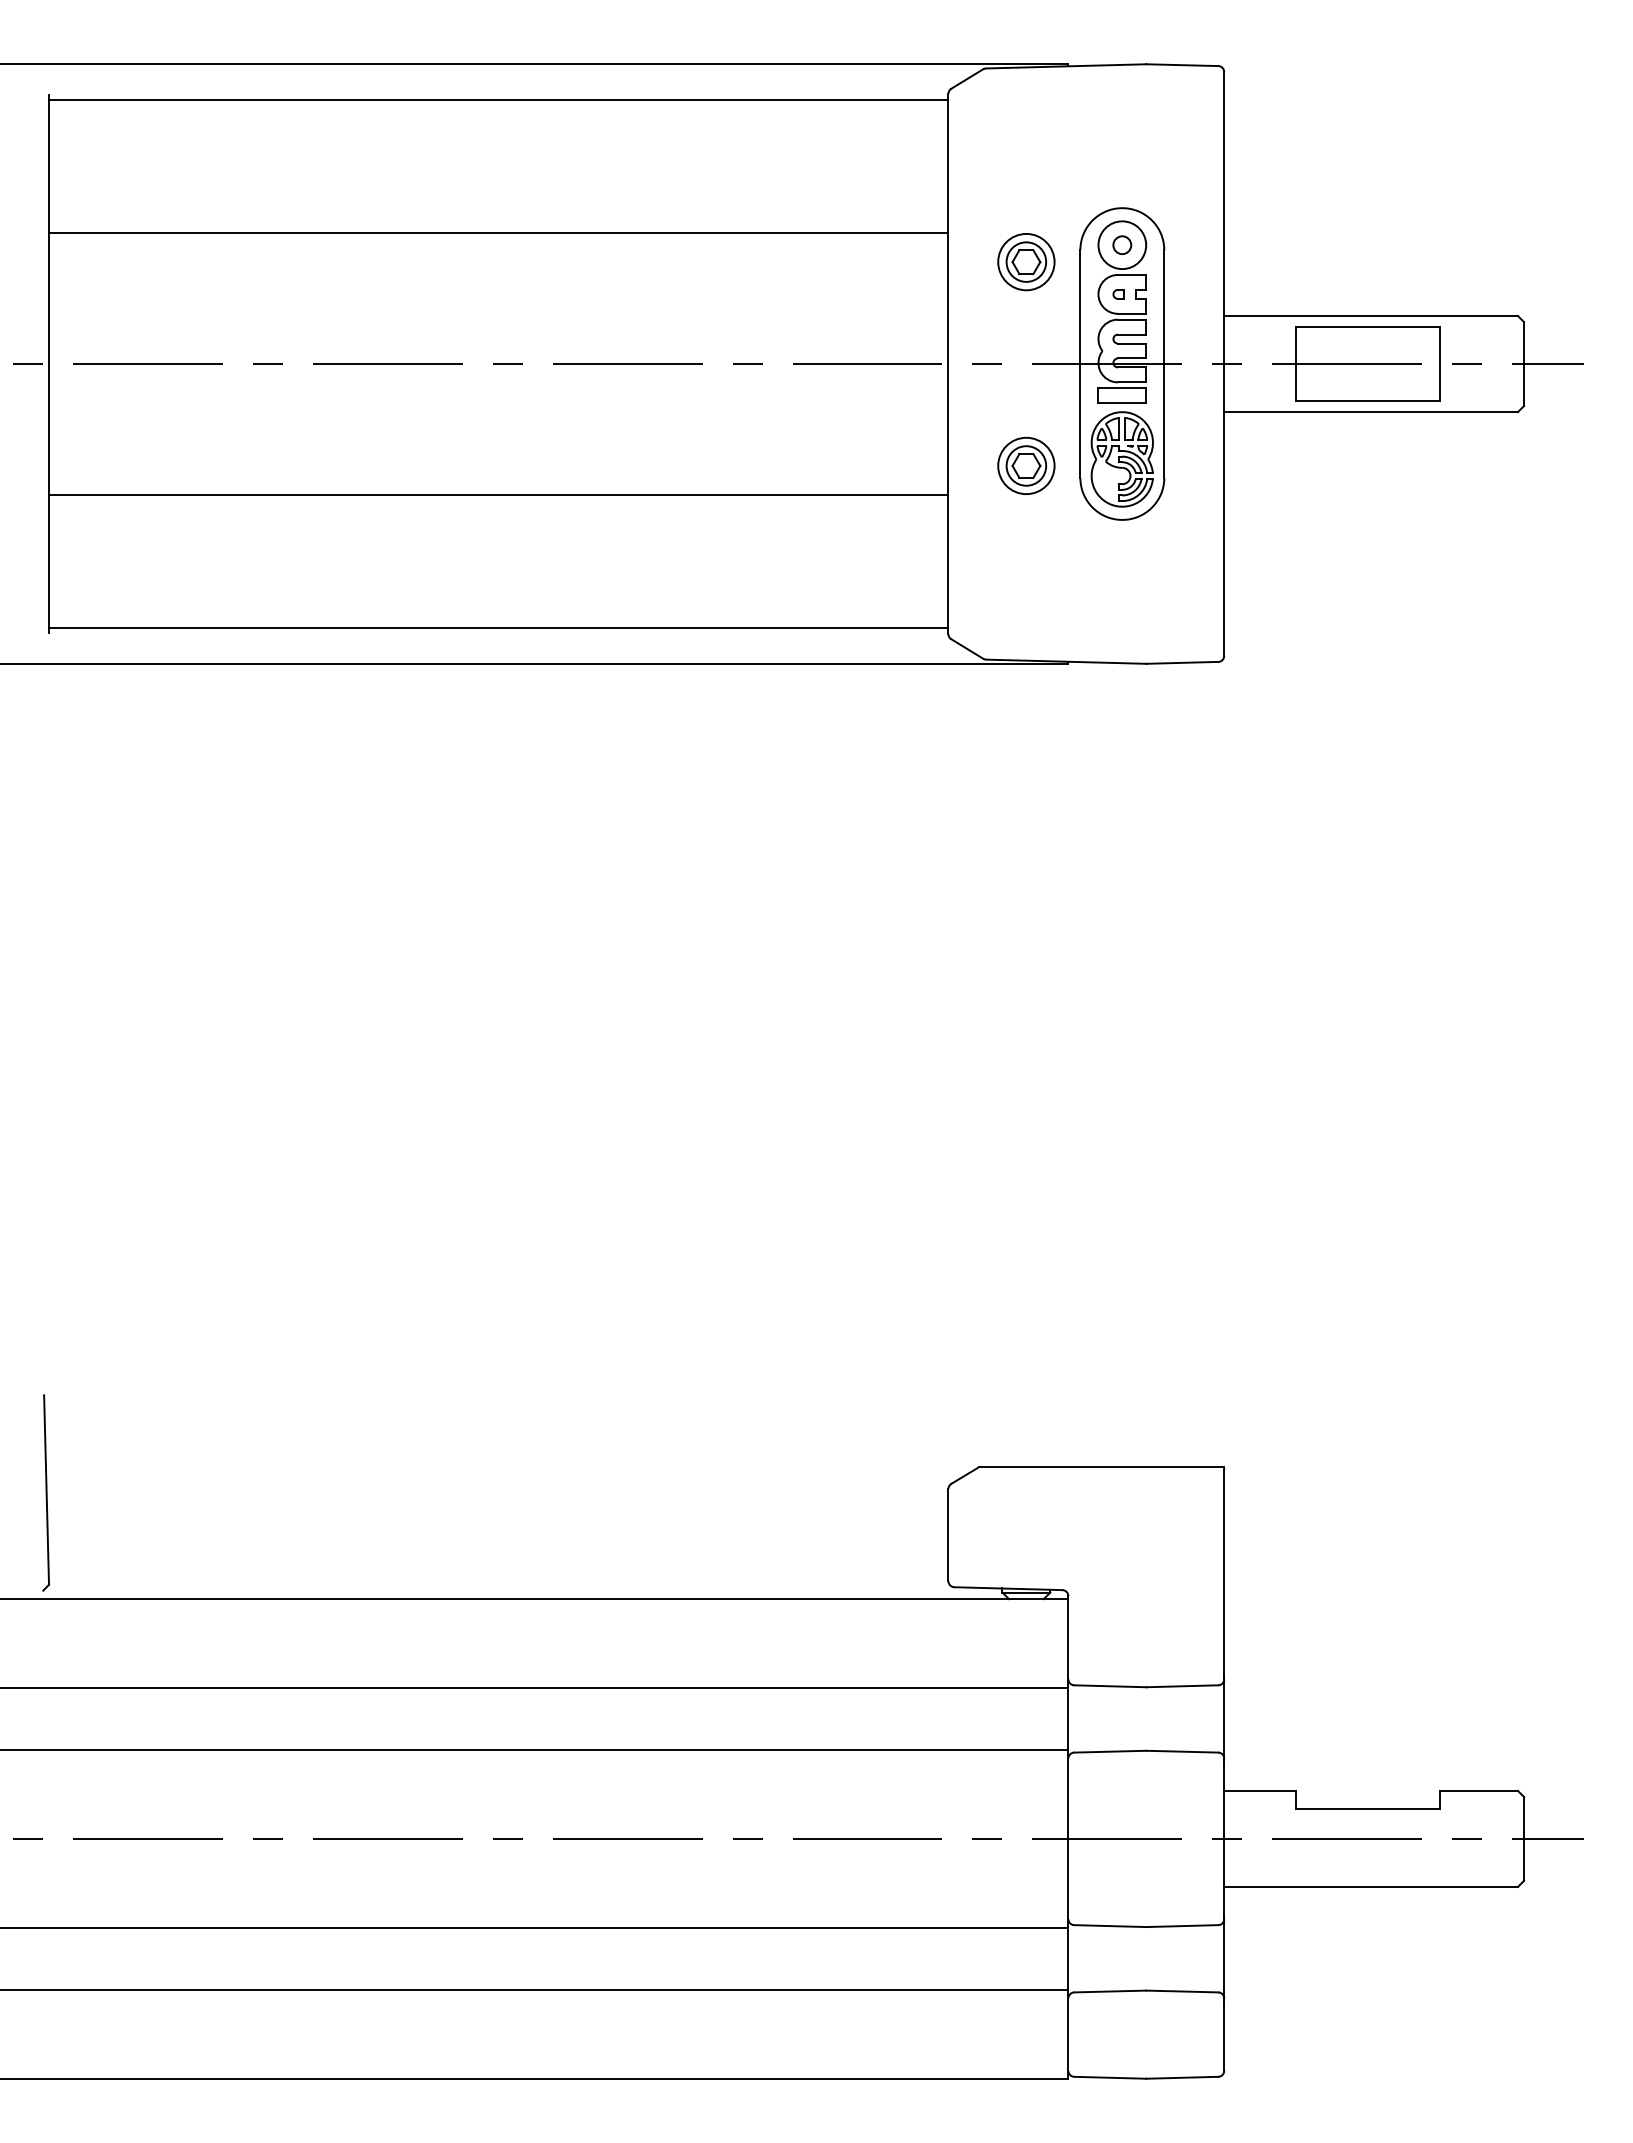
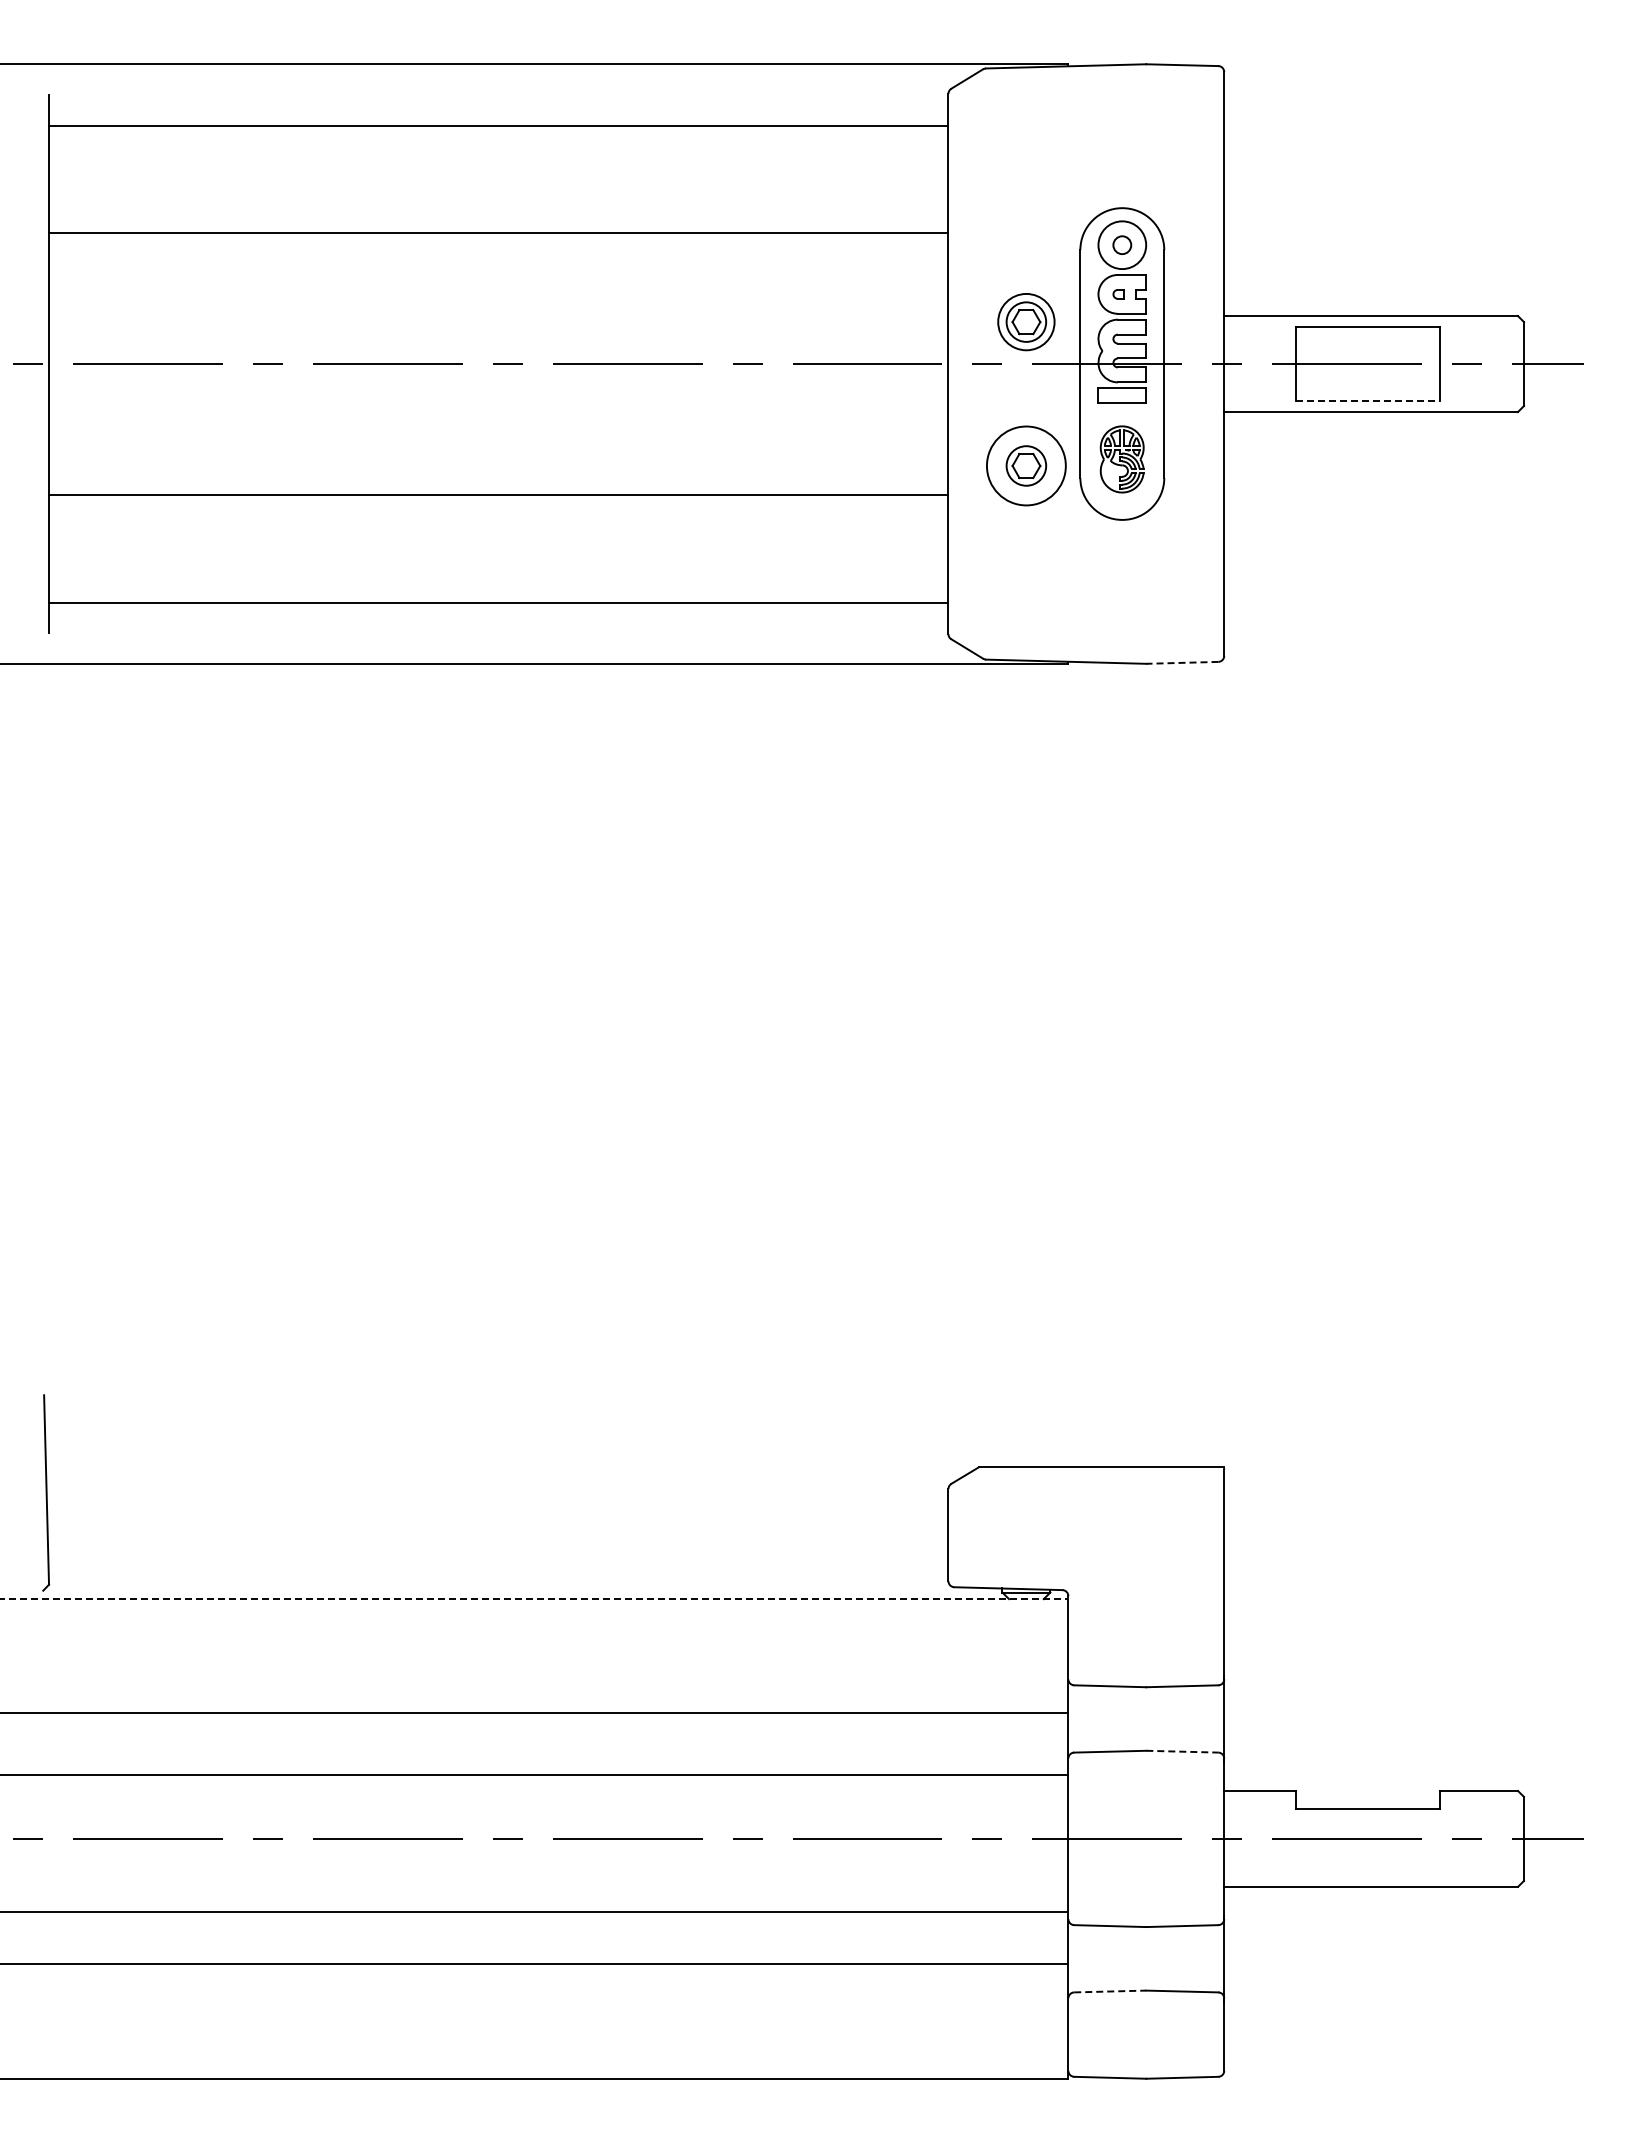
line position: (498, 100) -> (498, 126) (498, 126)
part position: (1026, 262) -> (1026, 322) (1026, 322)
line: solid -> dashed (1368, 401)
part size: 64x97 px -> 46x69 px (1121, 459)
circle diameter: 56 px -> 79 px (1025, 465)
line position: (498, 627) -> (498, 602) (498, 602)
line: solid -> dashed (1181, 662)
line: solid -> dashed (534, 1599)
line position: (535, 1688) -> (535, 1713) (535, 1713)
line position: (535, 1749) -> (535, 1774) (535, 1774)
line: solid -> dashed (1182, 1751)
line position: (535, 1927) -> (535, 1911) (535, 1911)
line position: (535, 1989) -> (535, 1963) (535, 1963)
line: solid -> dashed (1110, 1991)
